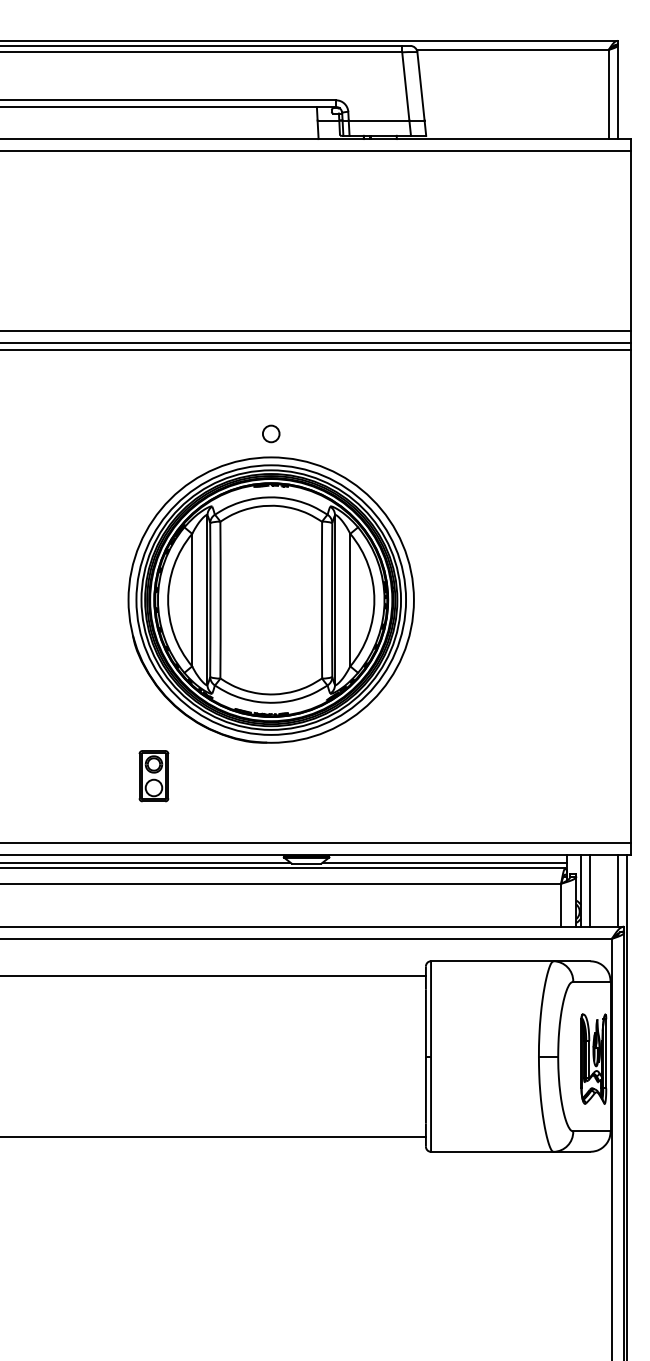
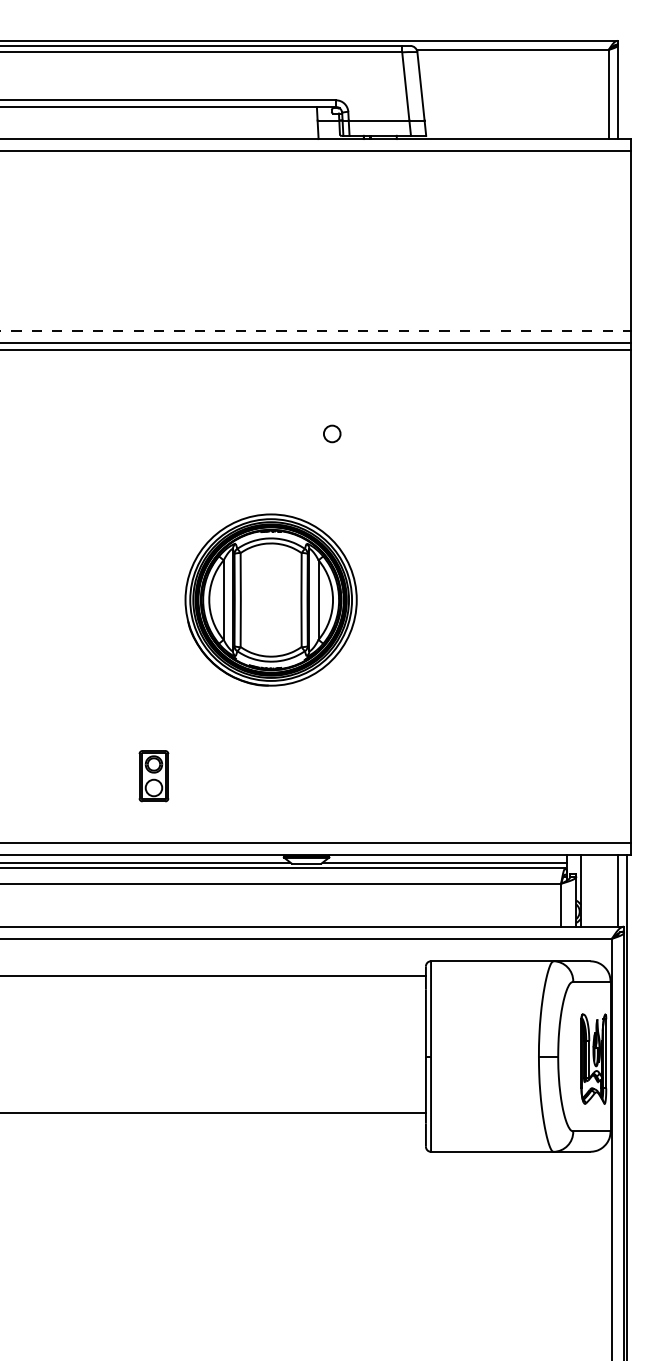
line: solid -> dashed (315, 330)
circle position: (271, 433) -> (332, 433) (332, 433)
part size: 288x288 px -> 174x174 px (270, 599)
line: present -> none (590, 890)
line position: (213, 1136) -> (213, 1112) (213, 1112)
